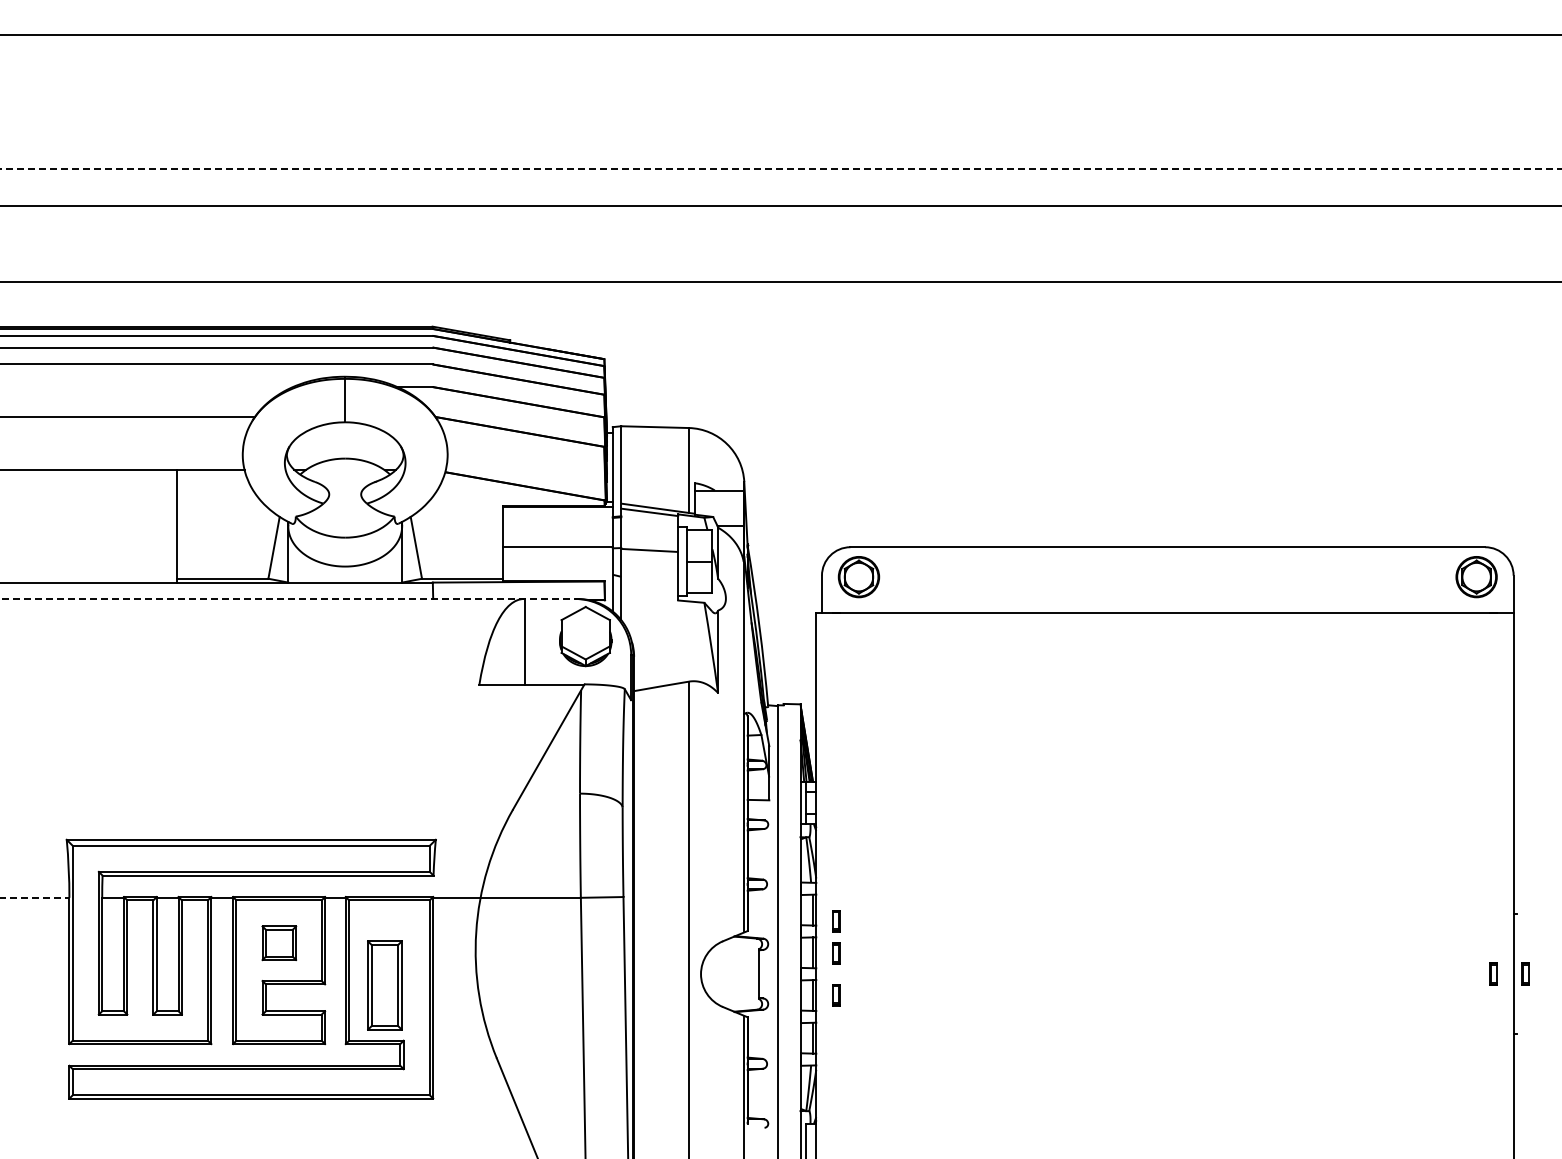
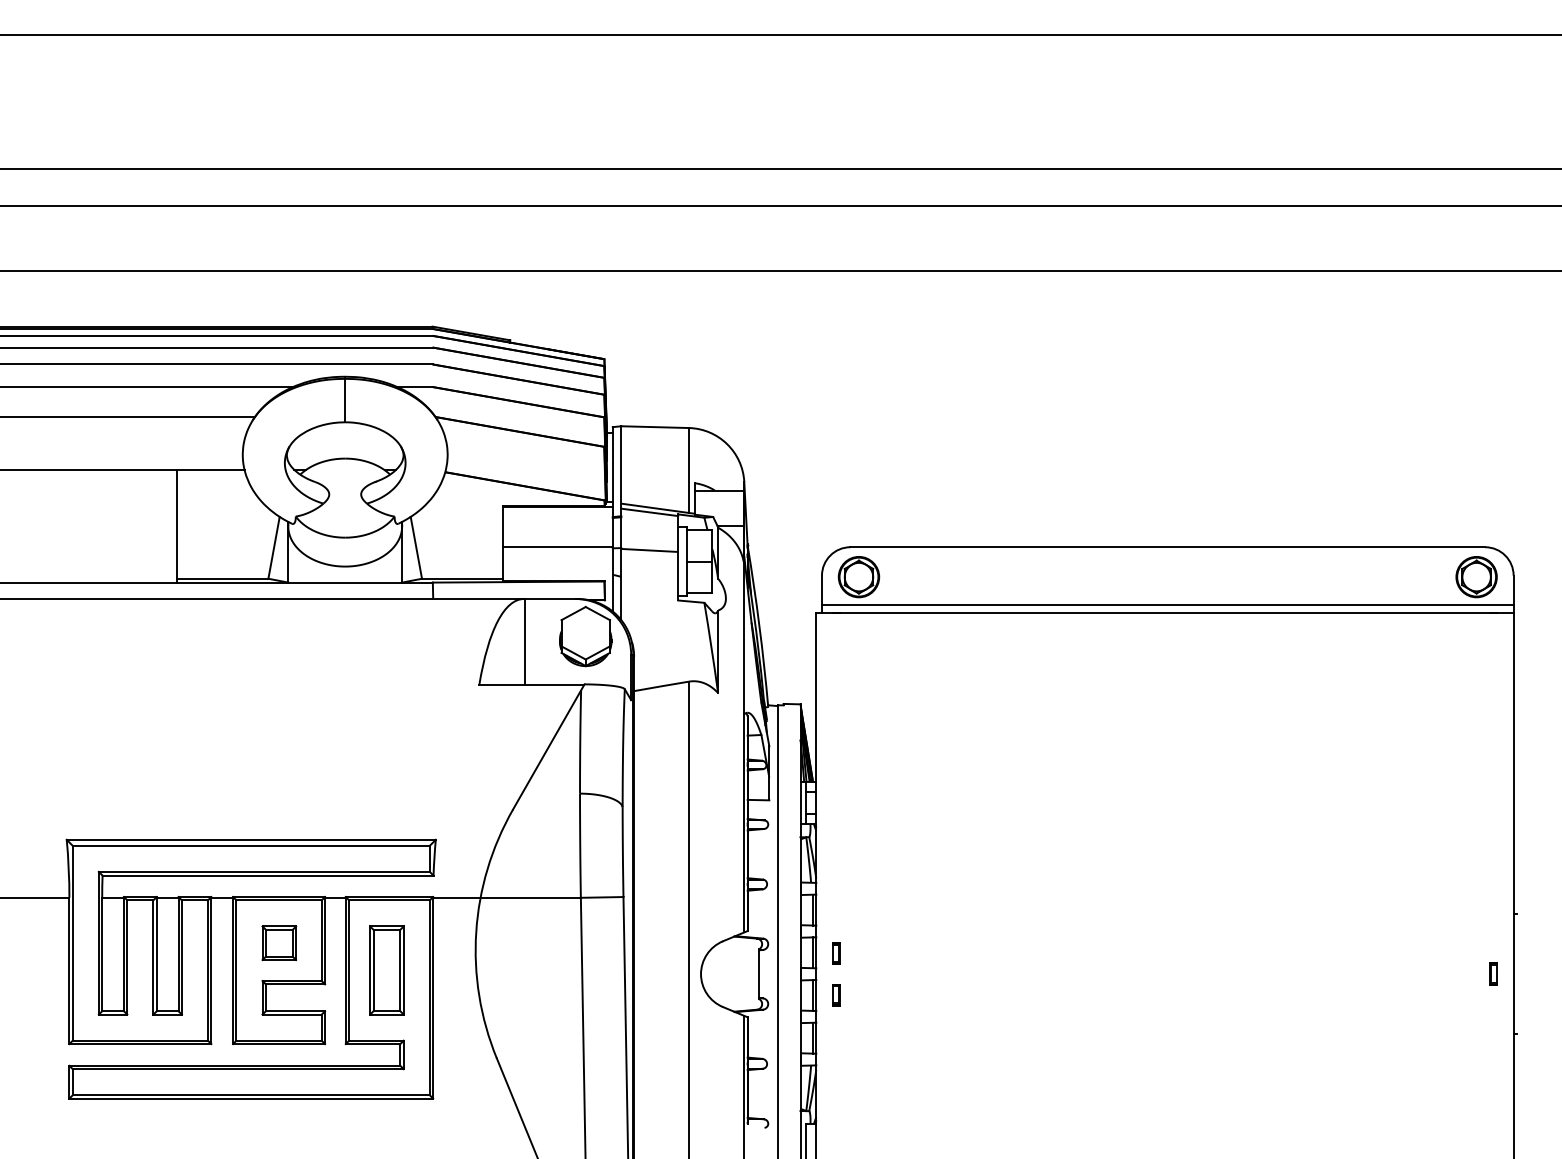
line: dashed -> solid (781, 168)
line position: (780, 282) -> (780, 271) (780, 271)
line: none -> present (147, 387)
line: dashed -> solid (289, 598)
line: none -> present (1167, 605)
line: dashed -> solid (35, 897)
part: present -> none (836, 921)
part: present -> none (1525, 973)
part position: (384, 985) -> (386, 970) (386, 970)
